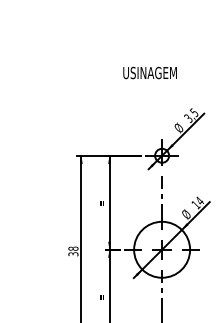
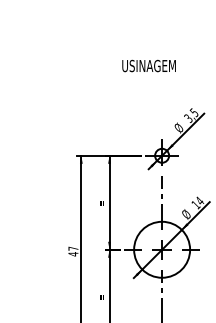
text position: (149, 72) -> (148, 65) (148, 65)
text: 38 -> 47 (73, 251)
